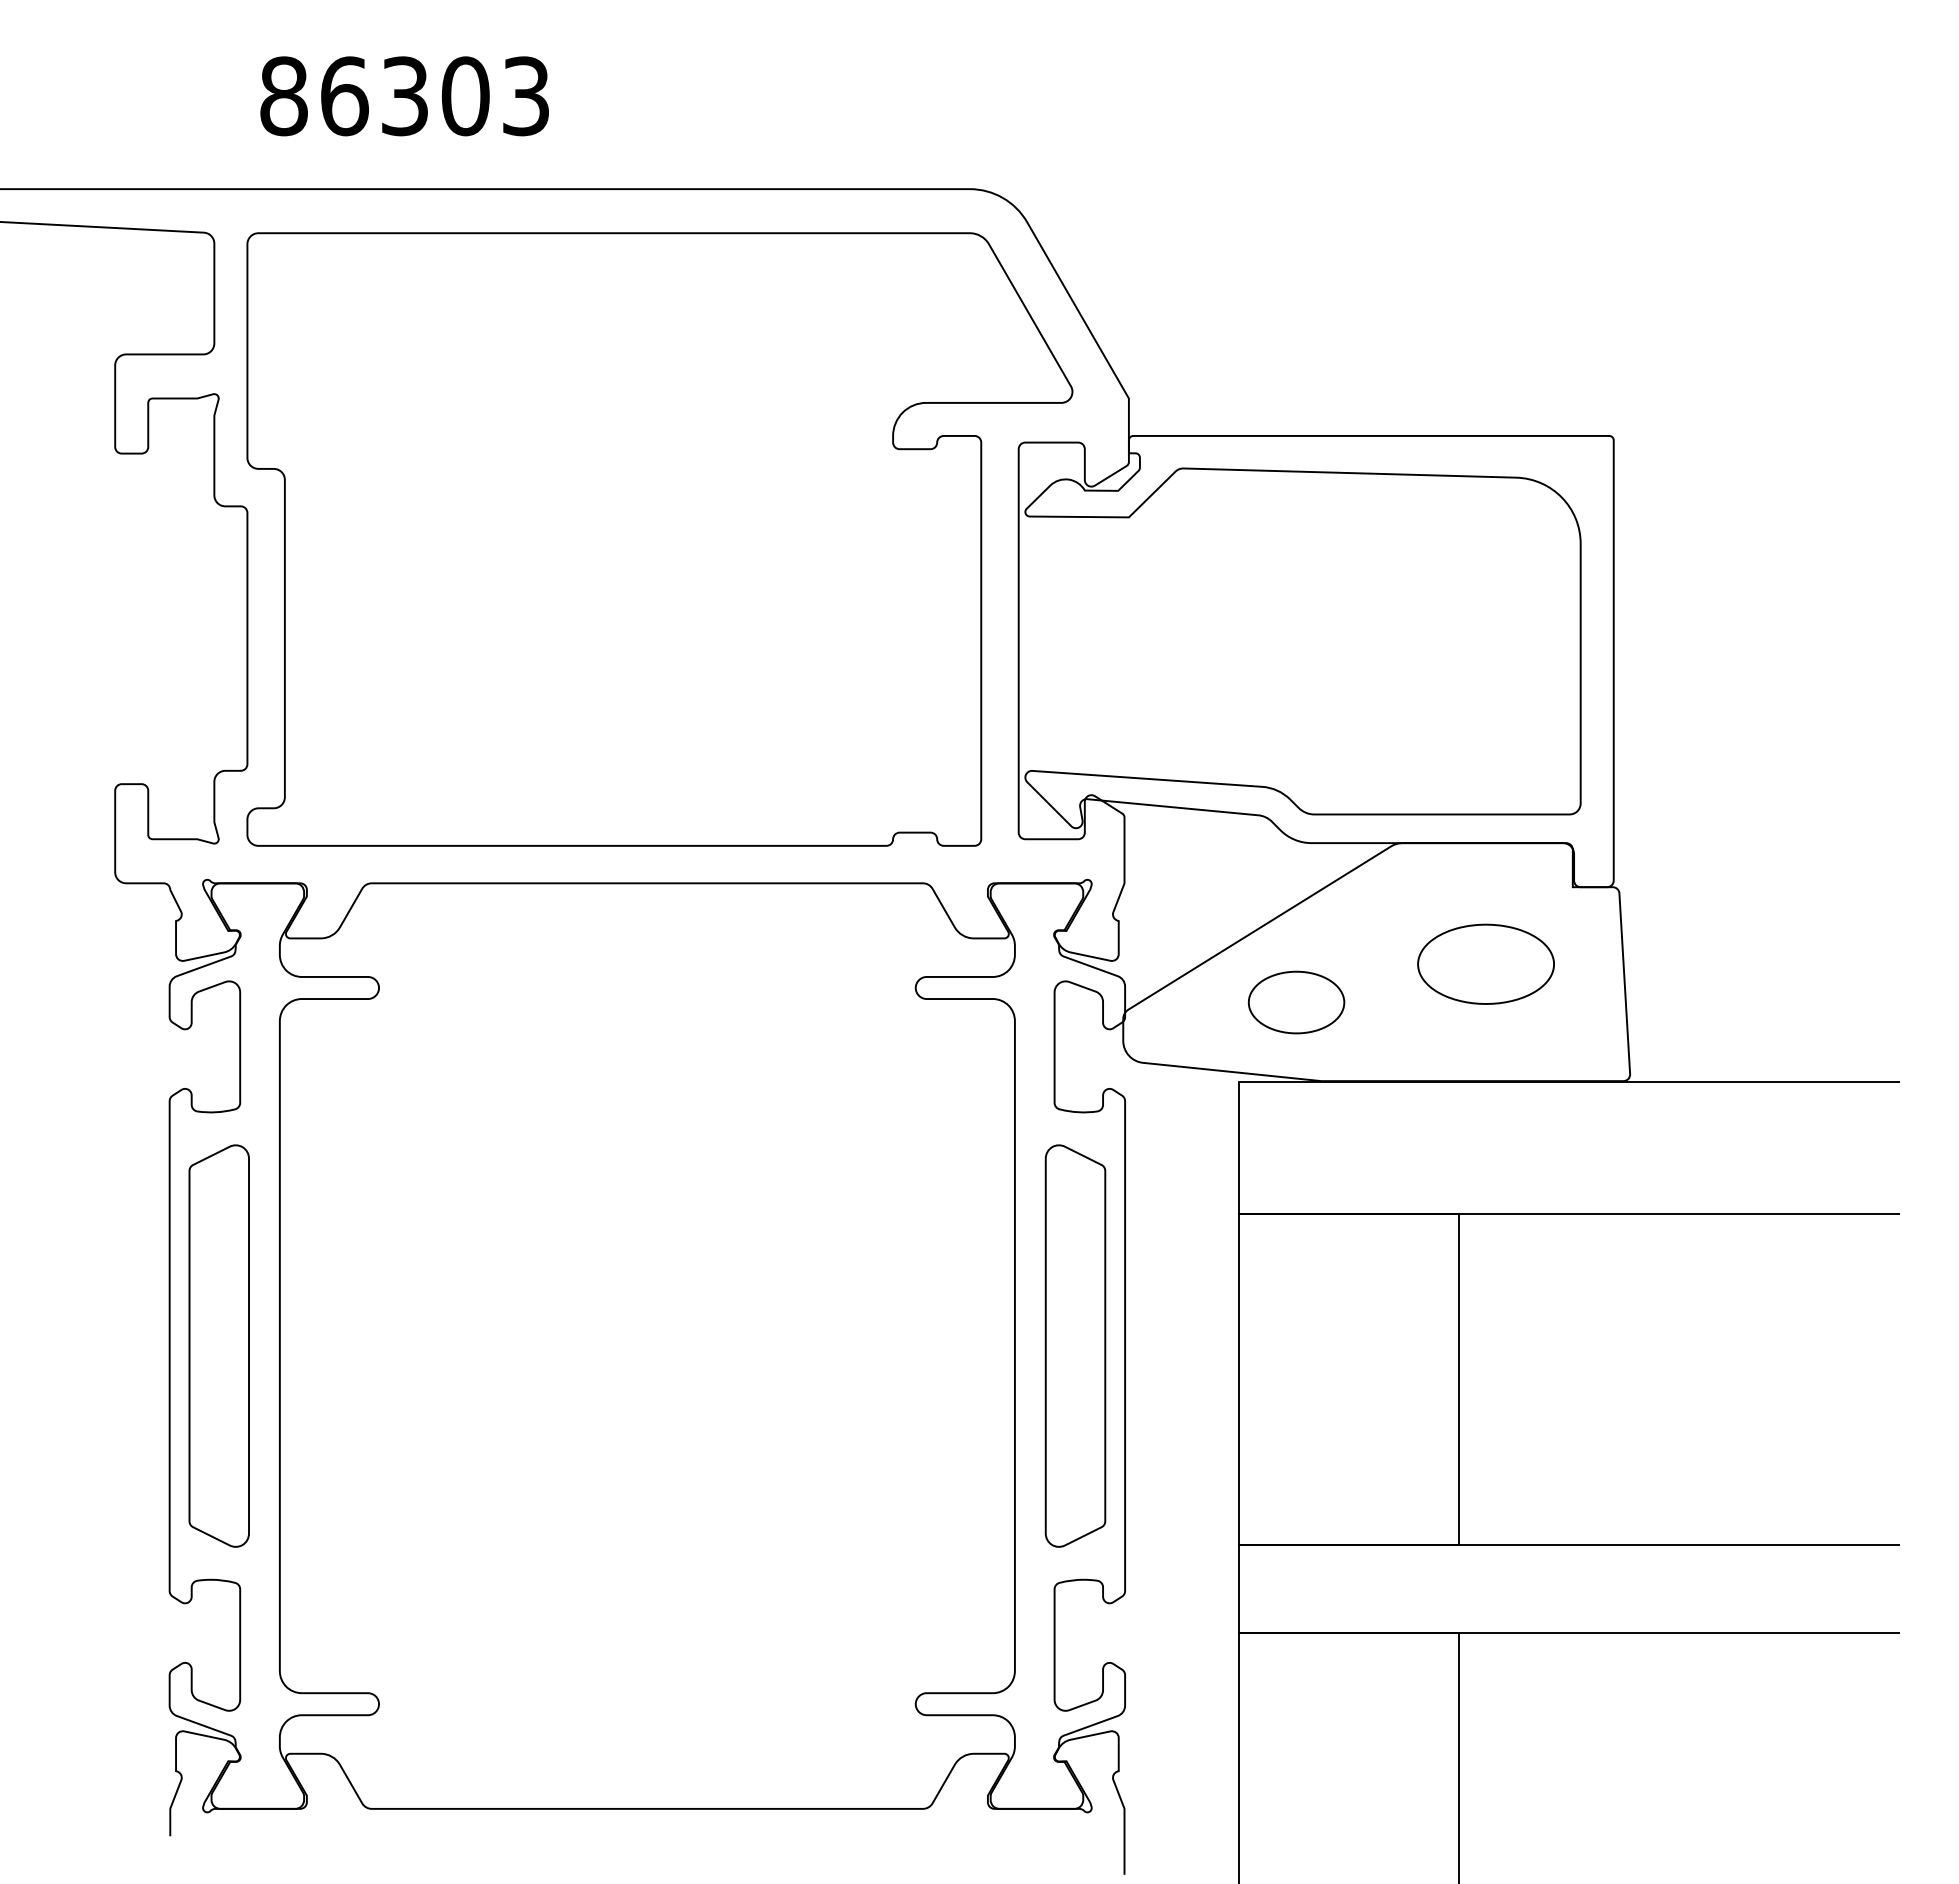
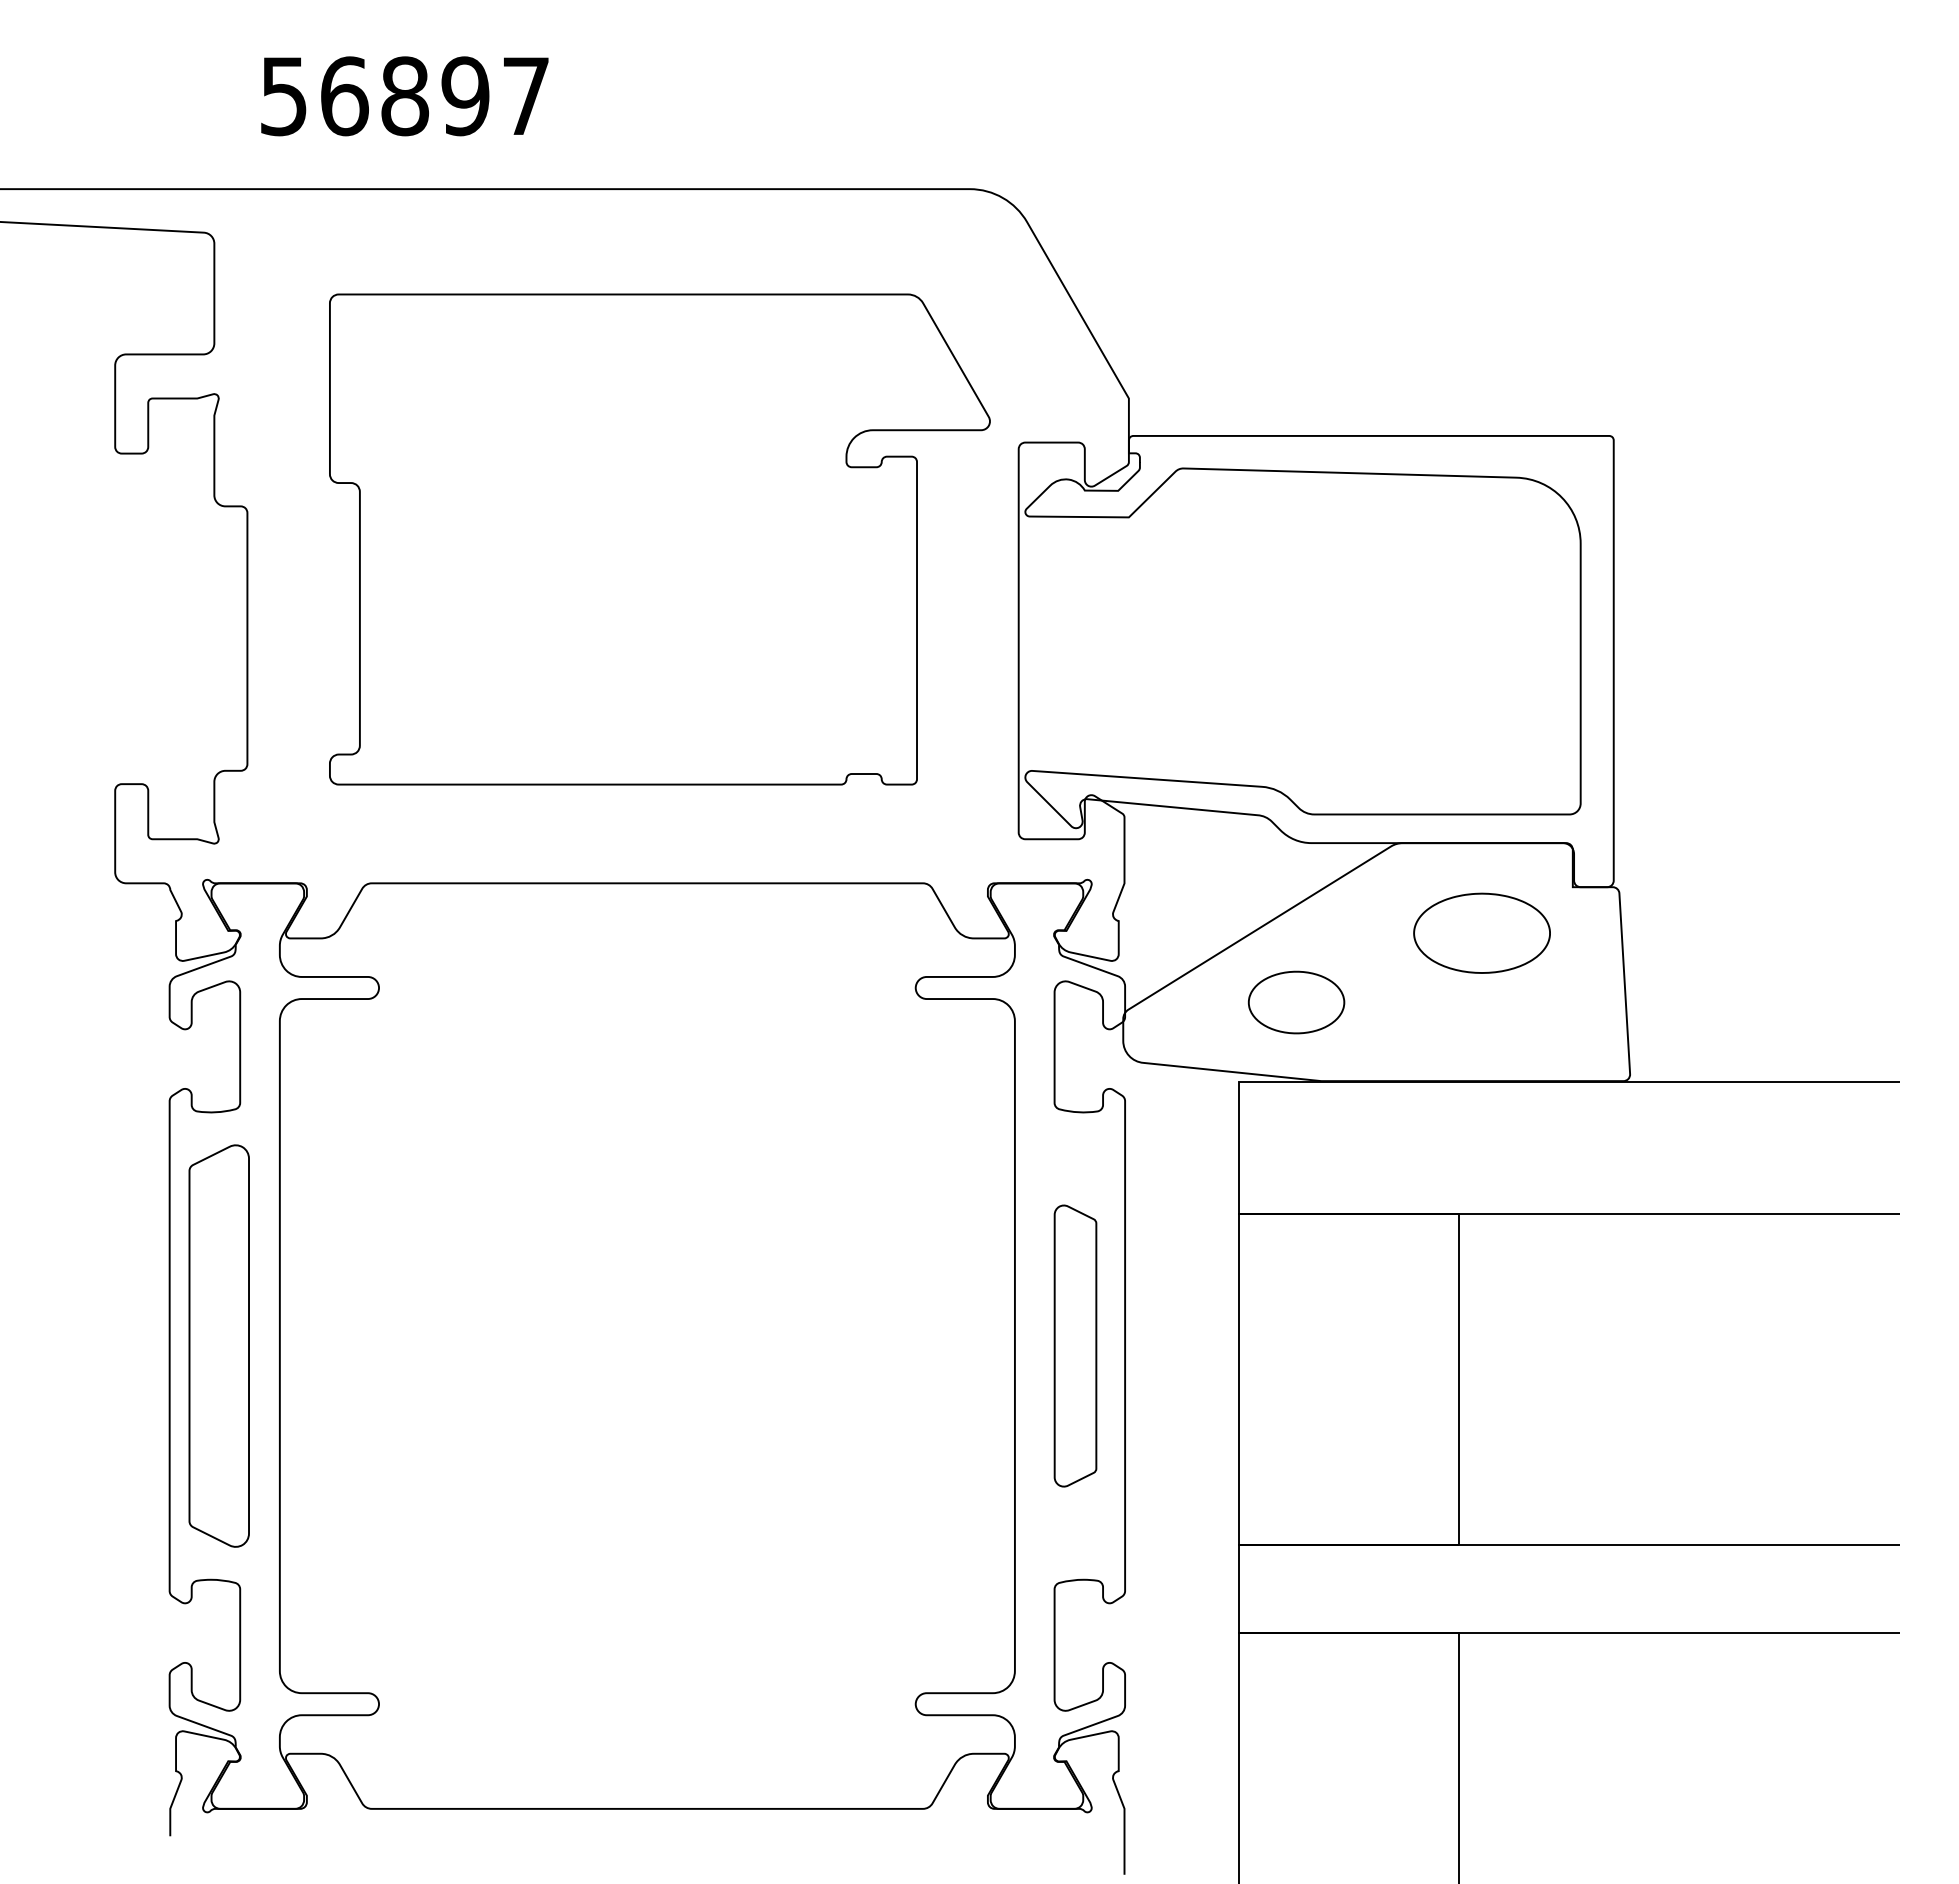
text: 86303 -> 56897 (404, 96)
part size: 828x615 px -> 662x493 px (659, 539)
part position: (1485, 963) -> (1481, 932) (1481, 932)
part size: 63x404 px -> 45x284 px (1075, 1345)
